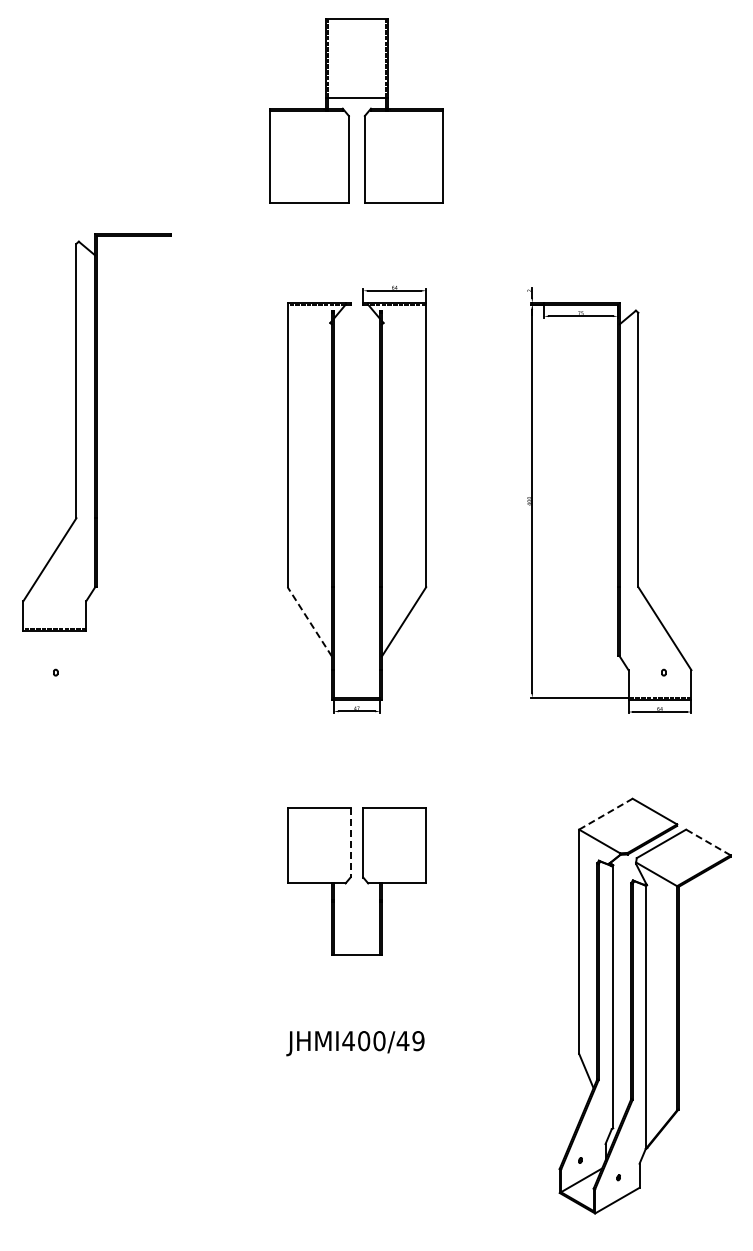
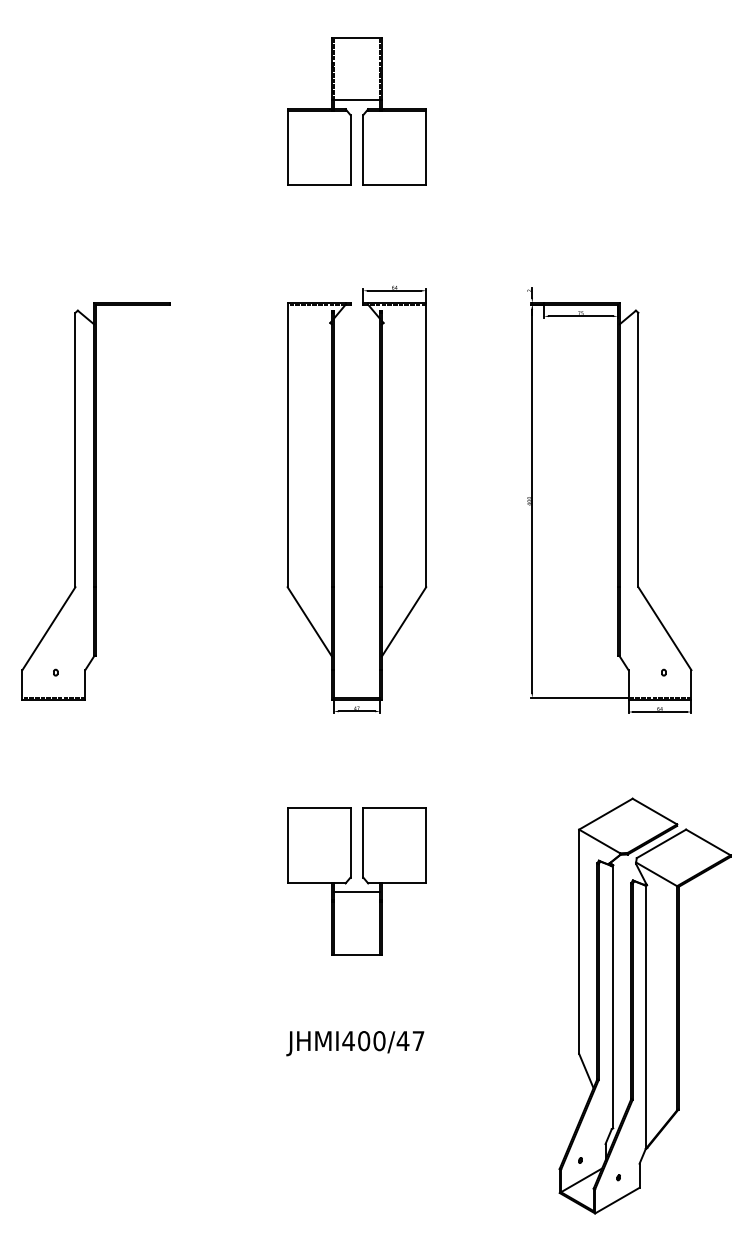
part size: 175x186 px -> 140x149 px (356, 111)
part position: (96, 432) -> (95, 501) (95, 501)
line: dashed -> solid (309, 621)
line: dashed -> solid (605, 814)
line: dashed -> solid (350, 842)
line: dashed -> solid (708, 842)
line: none -> present (356, 892)
text: JHMI400/49 -> JHMI400/47 (418, 1041)
